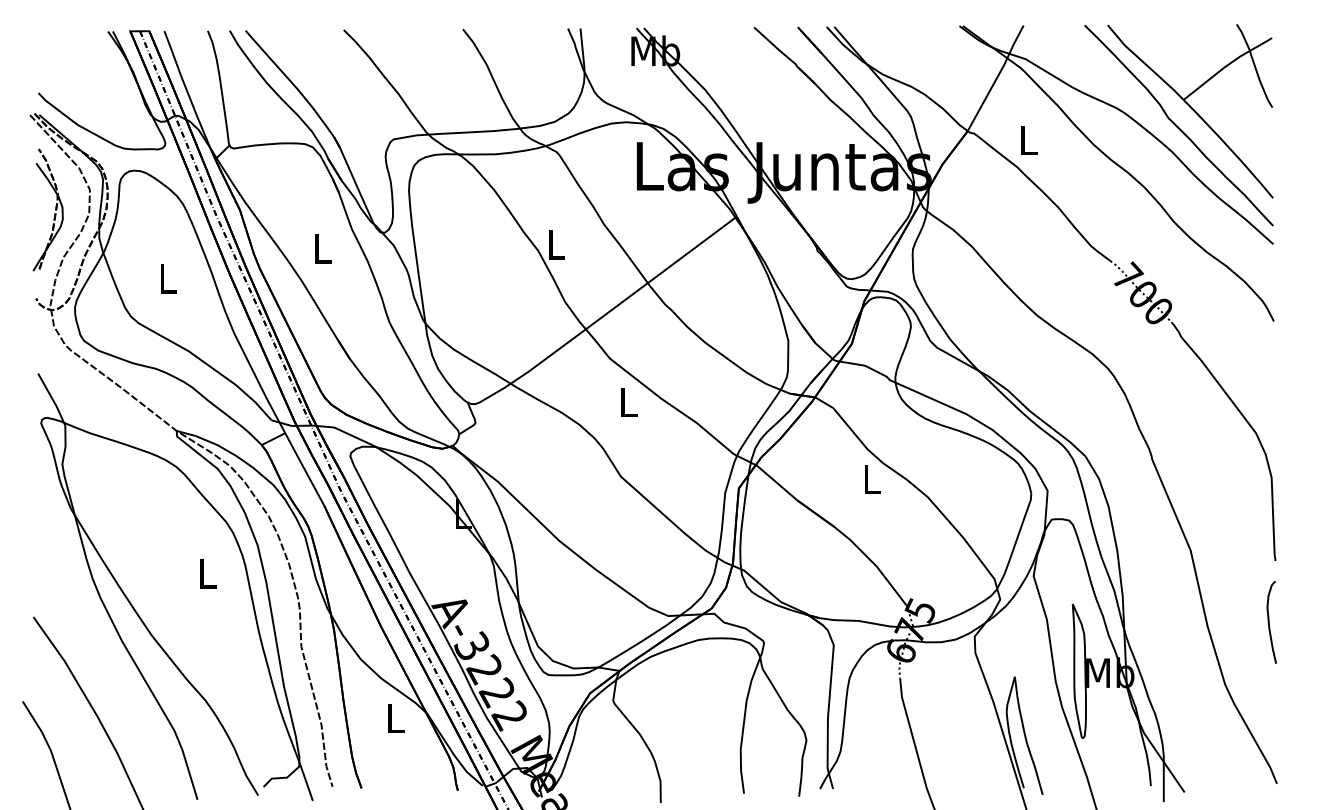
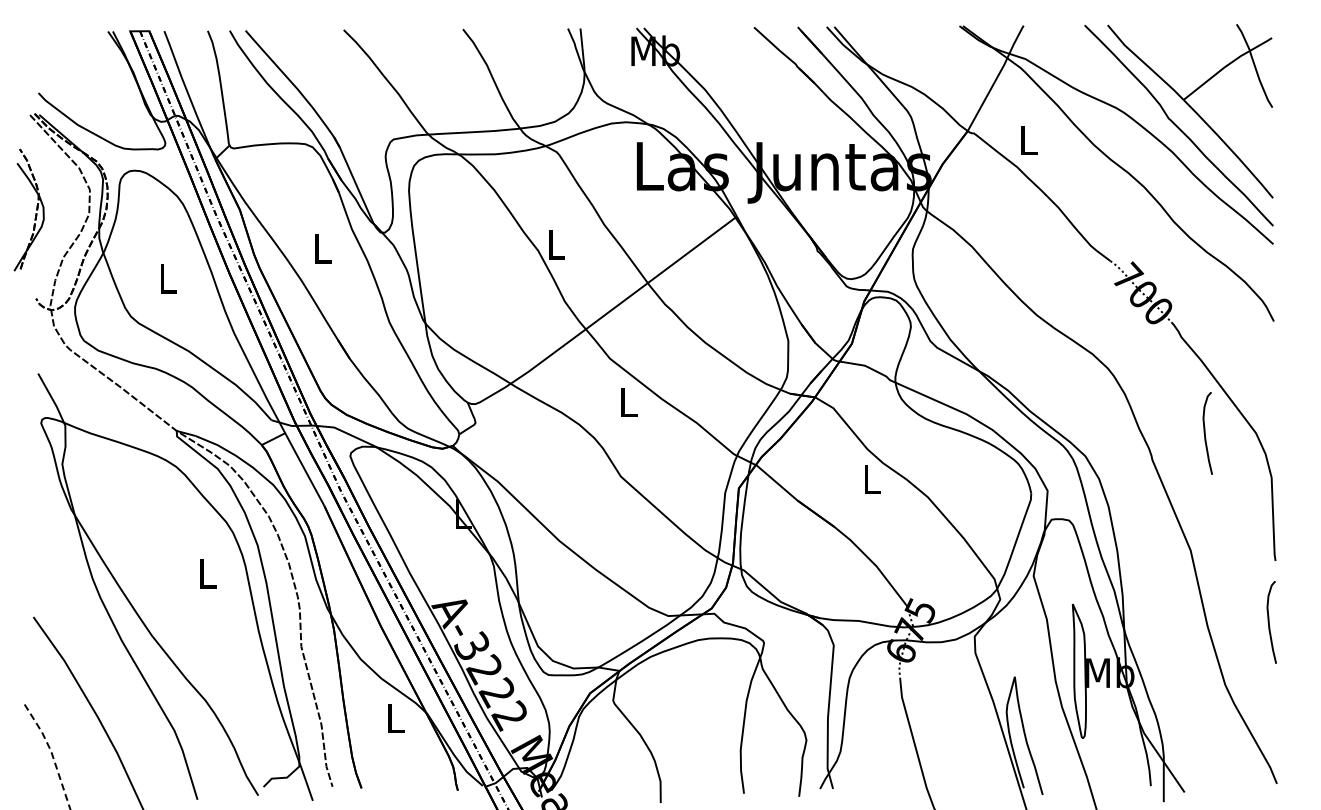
part position: (55, 209) -> (36, 209) (36, 209)
curve: none -> present (1205, 433)
line: solid -> dashed (51, 752)
